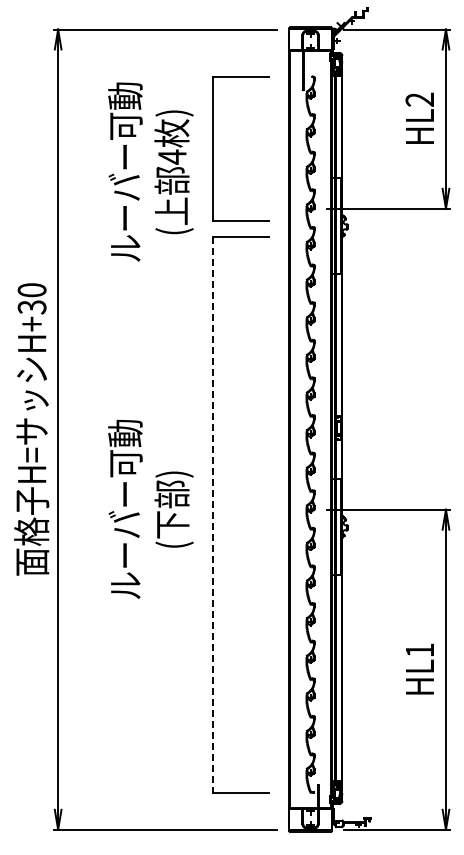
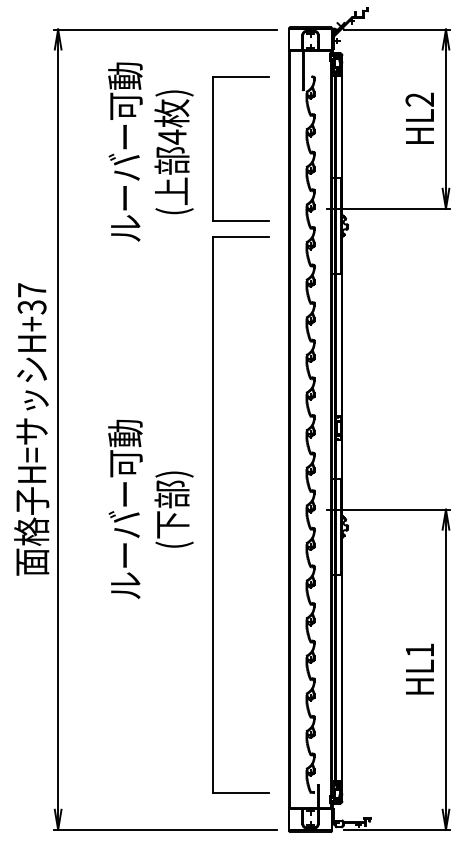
text position: (150, 171) -> (150, 151) (150, 151)
text: H+30 -> H+37 (31, 290)
line: dashed -> solid (213, 515)
